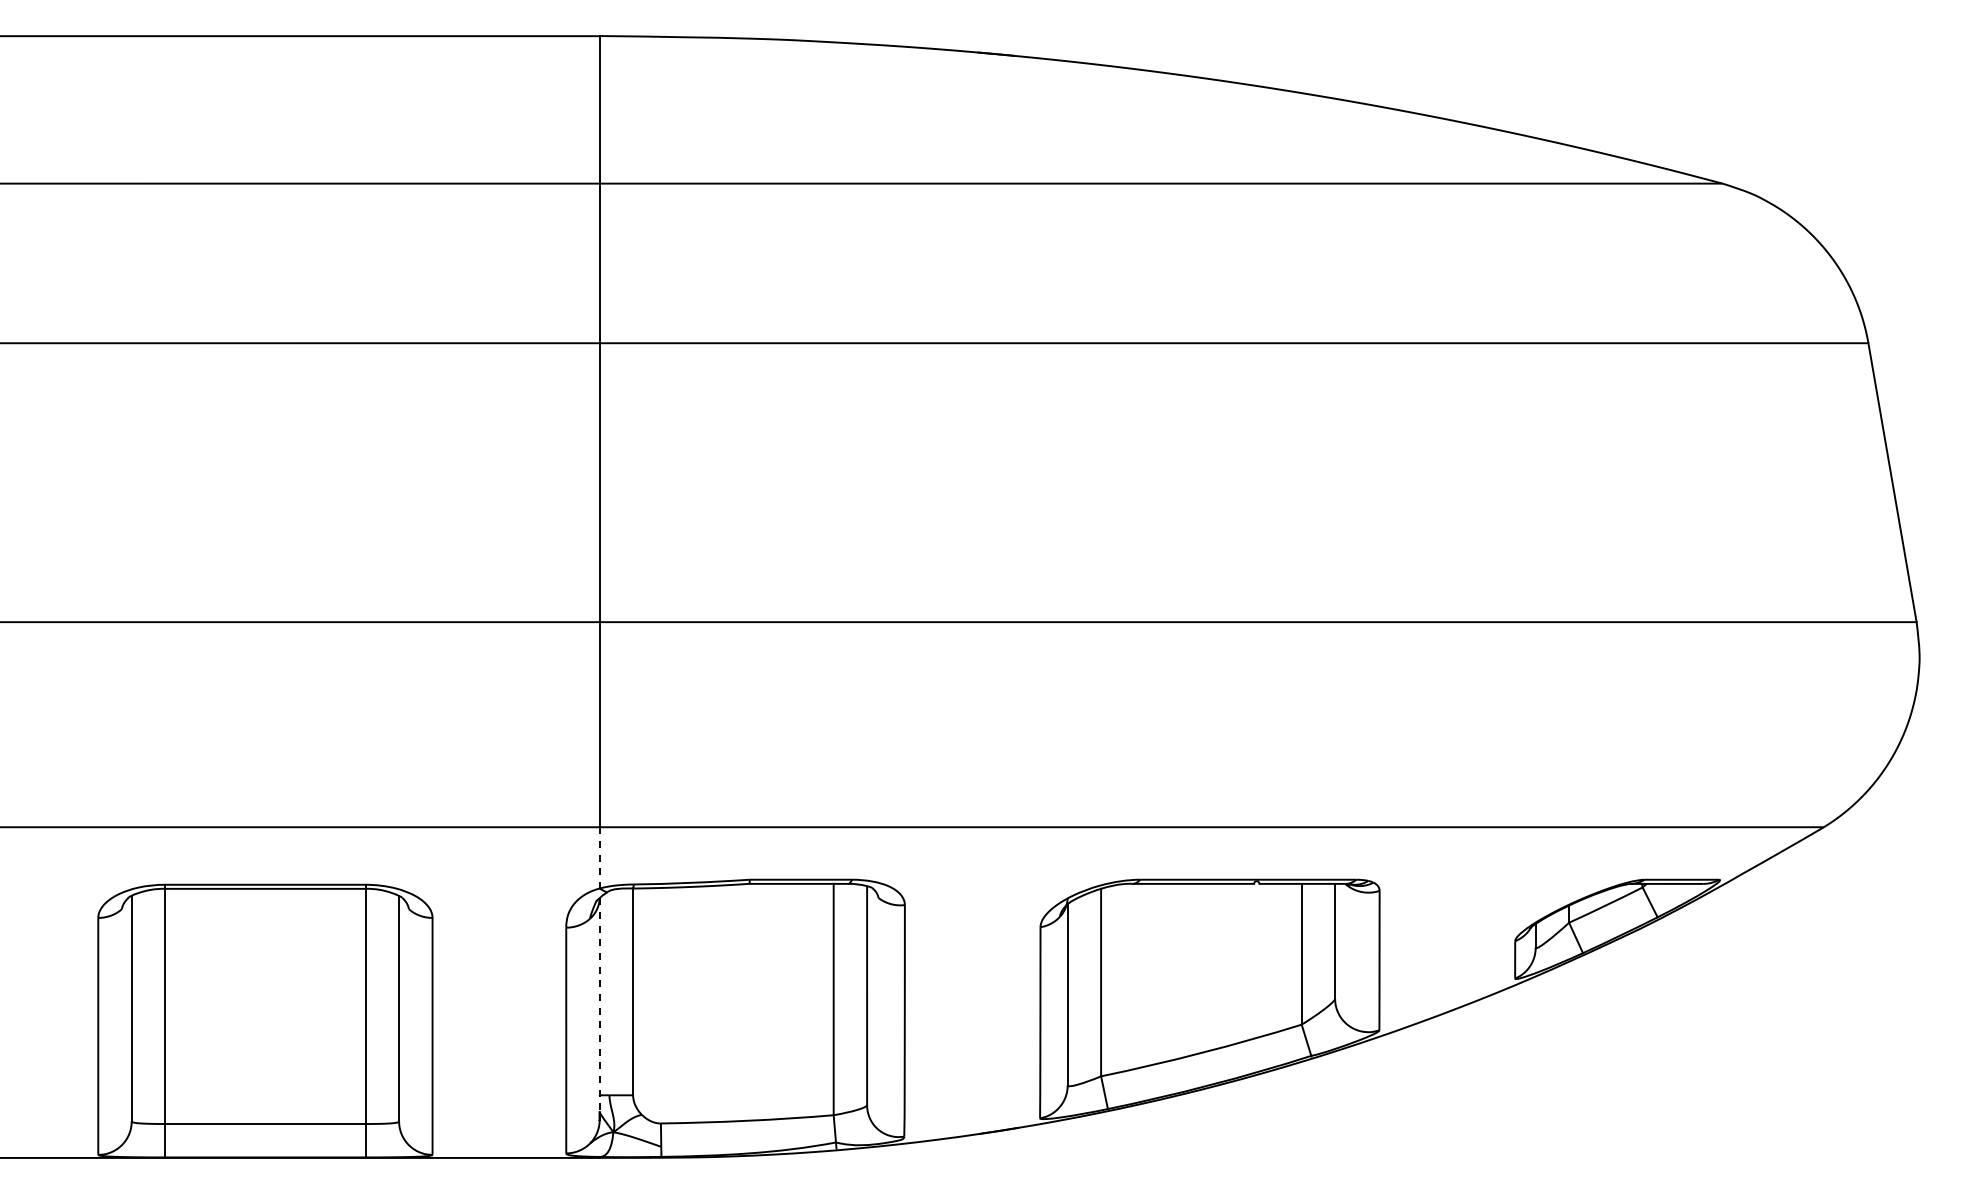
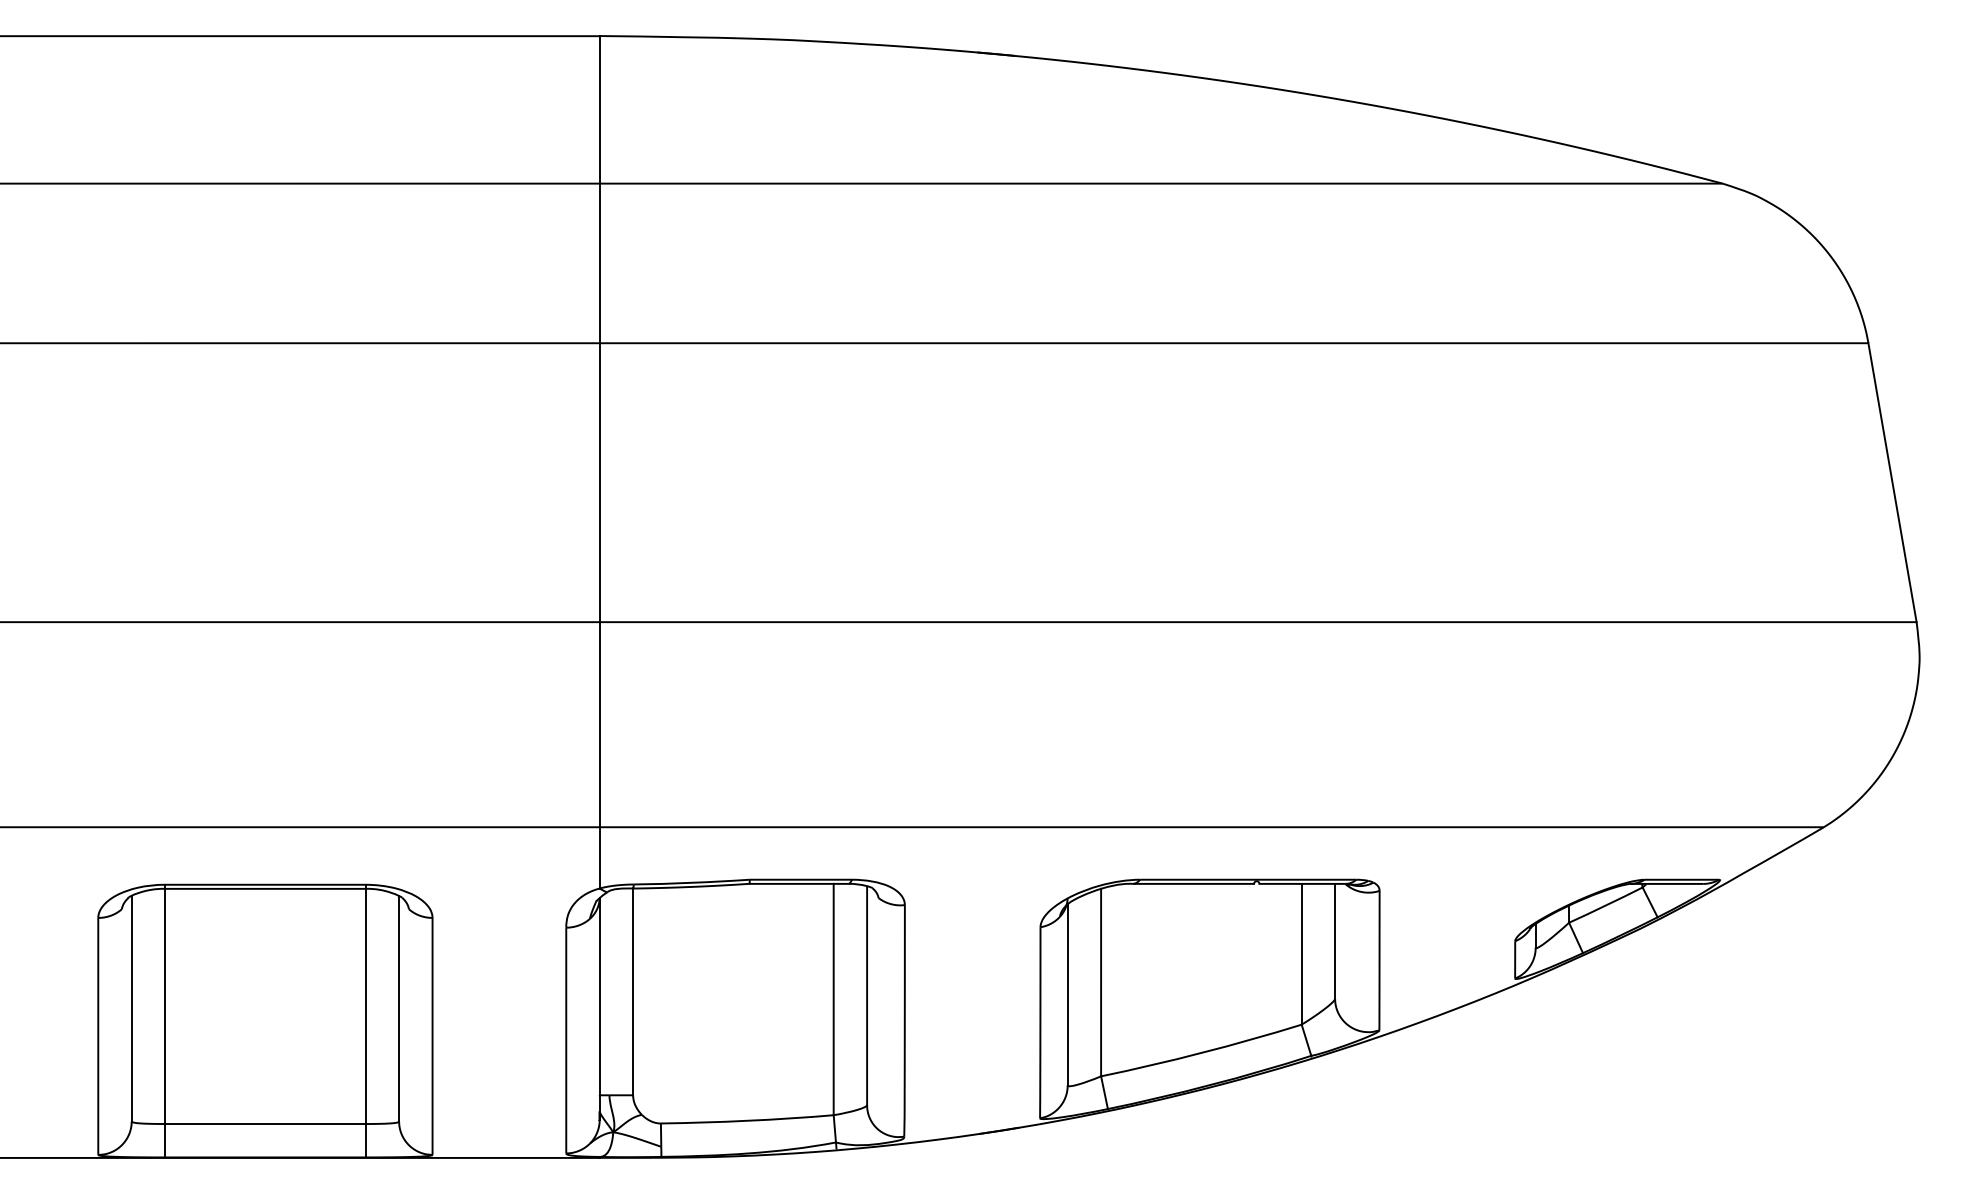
line: dashed -> solid (599, 857)
line: dashed -> solid (599, 1009)
